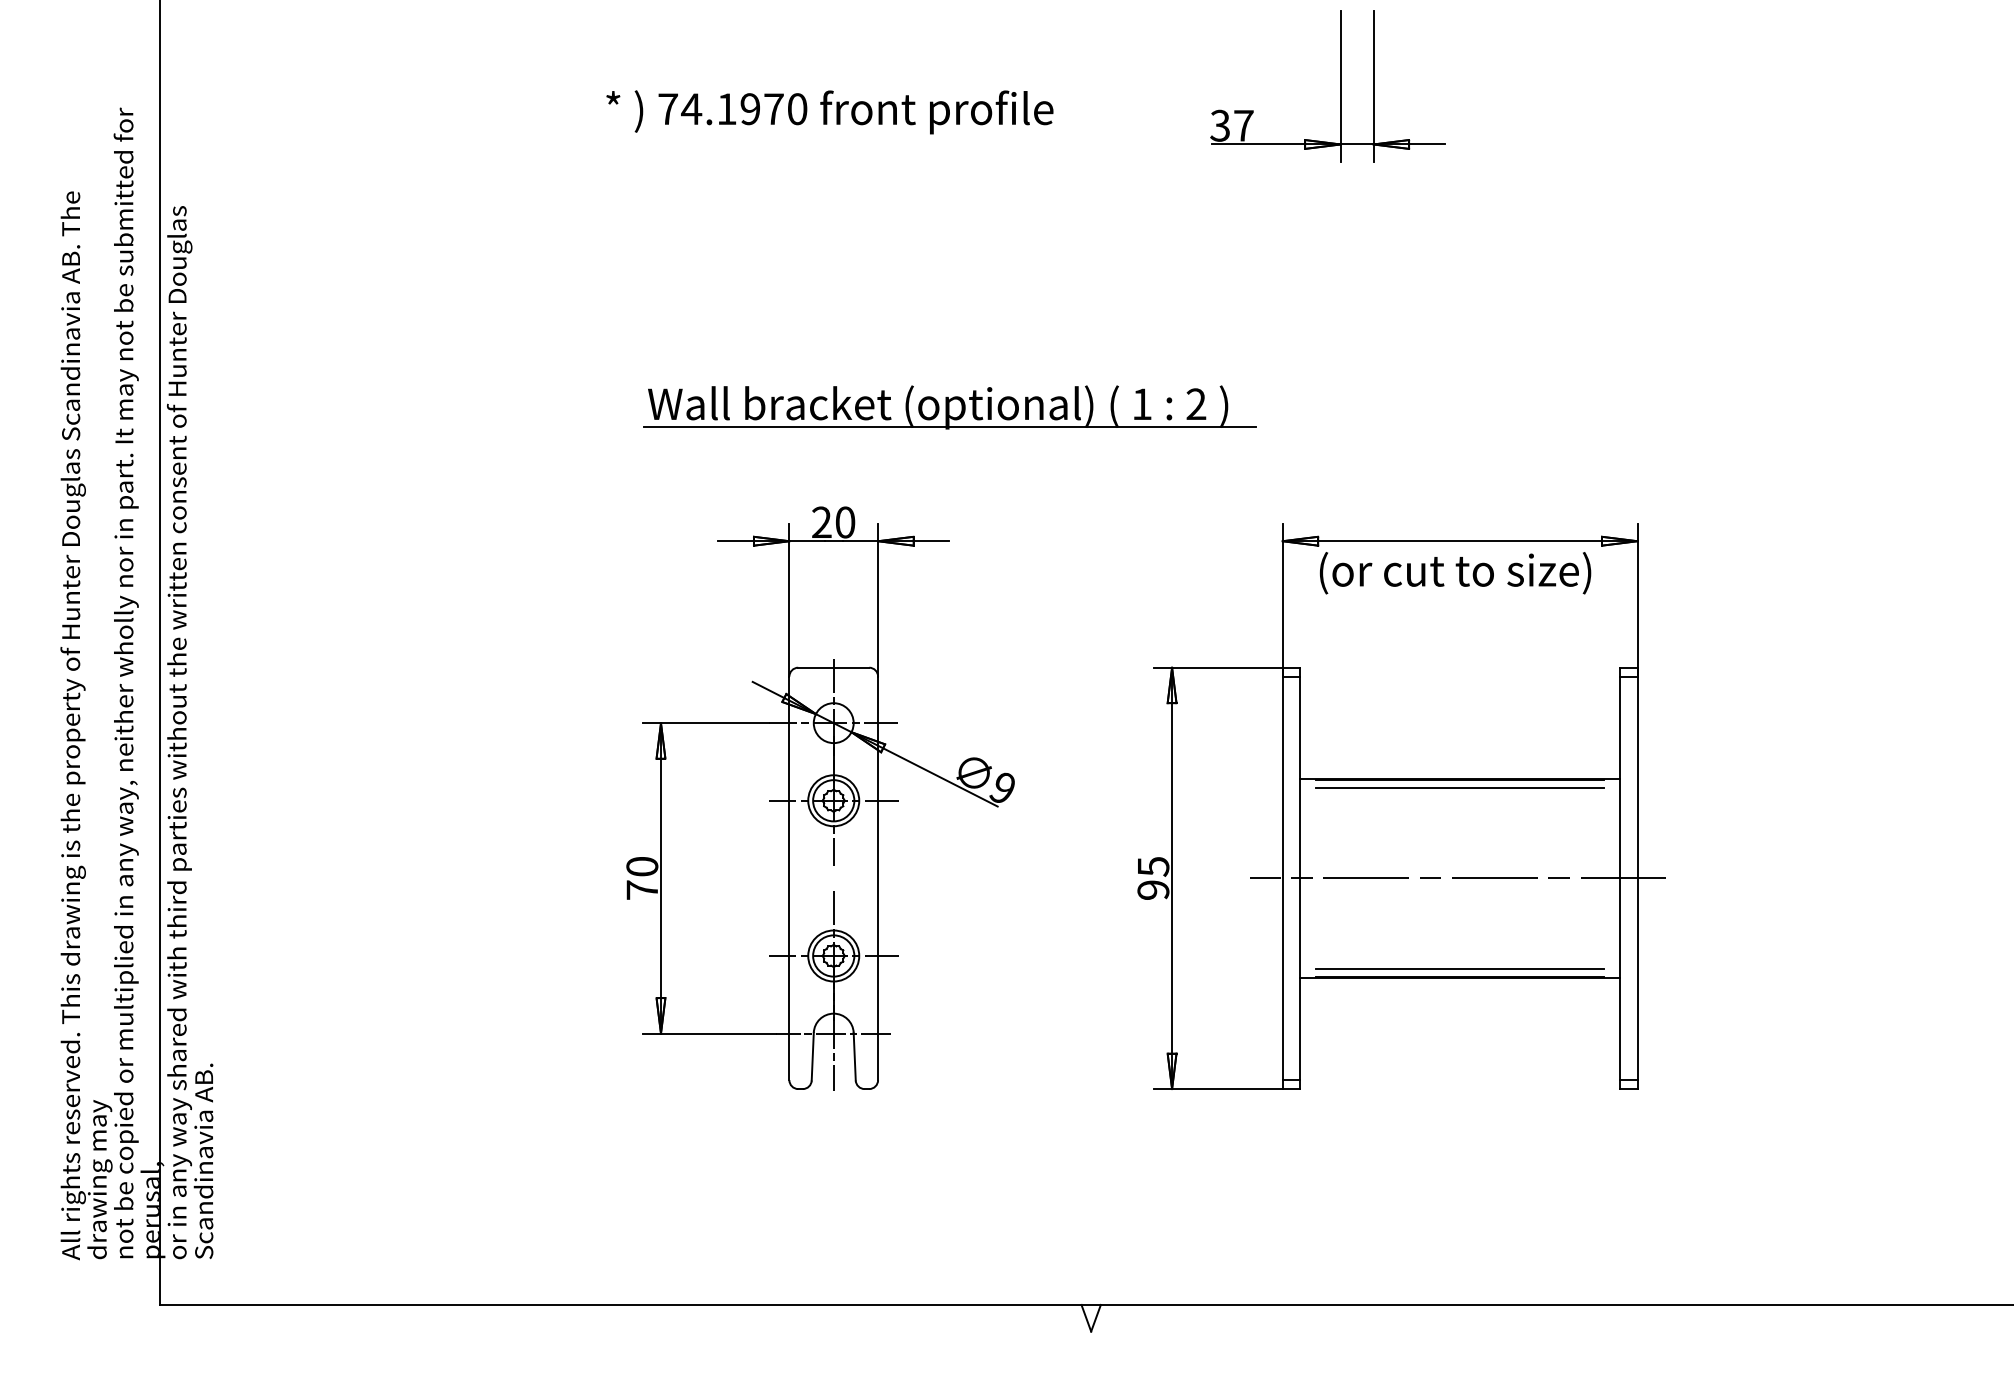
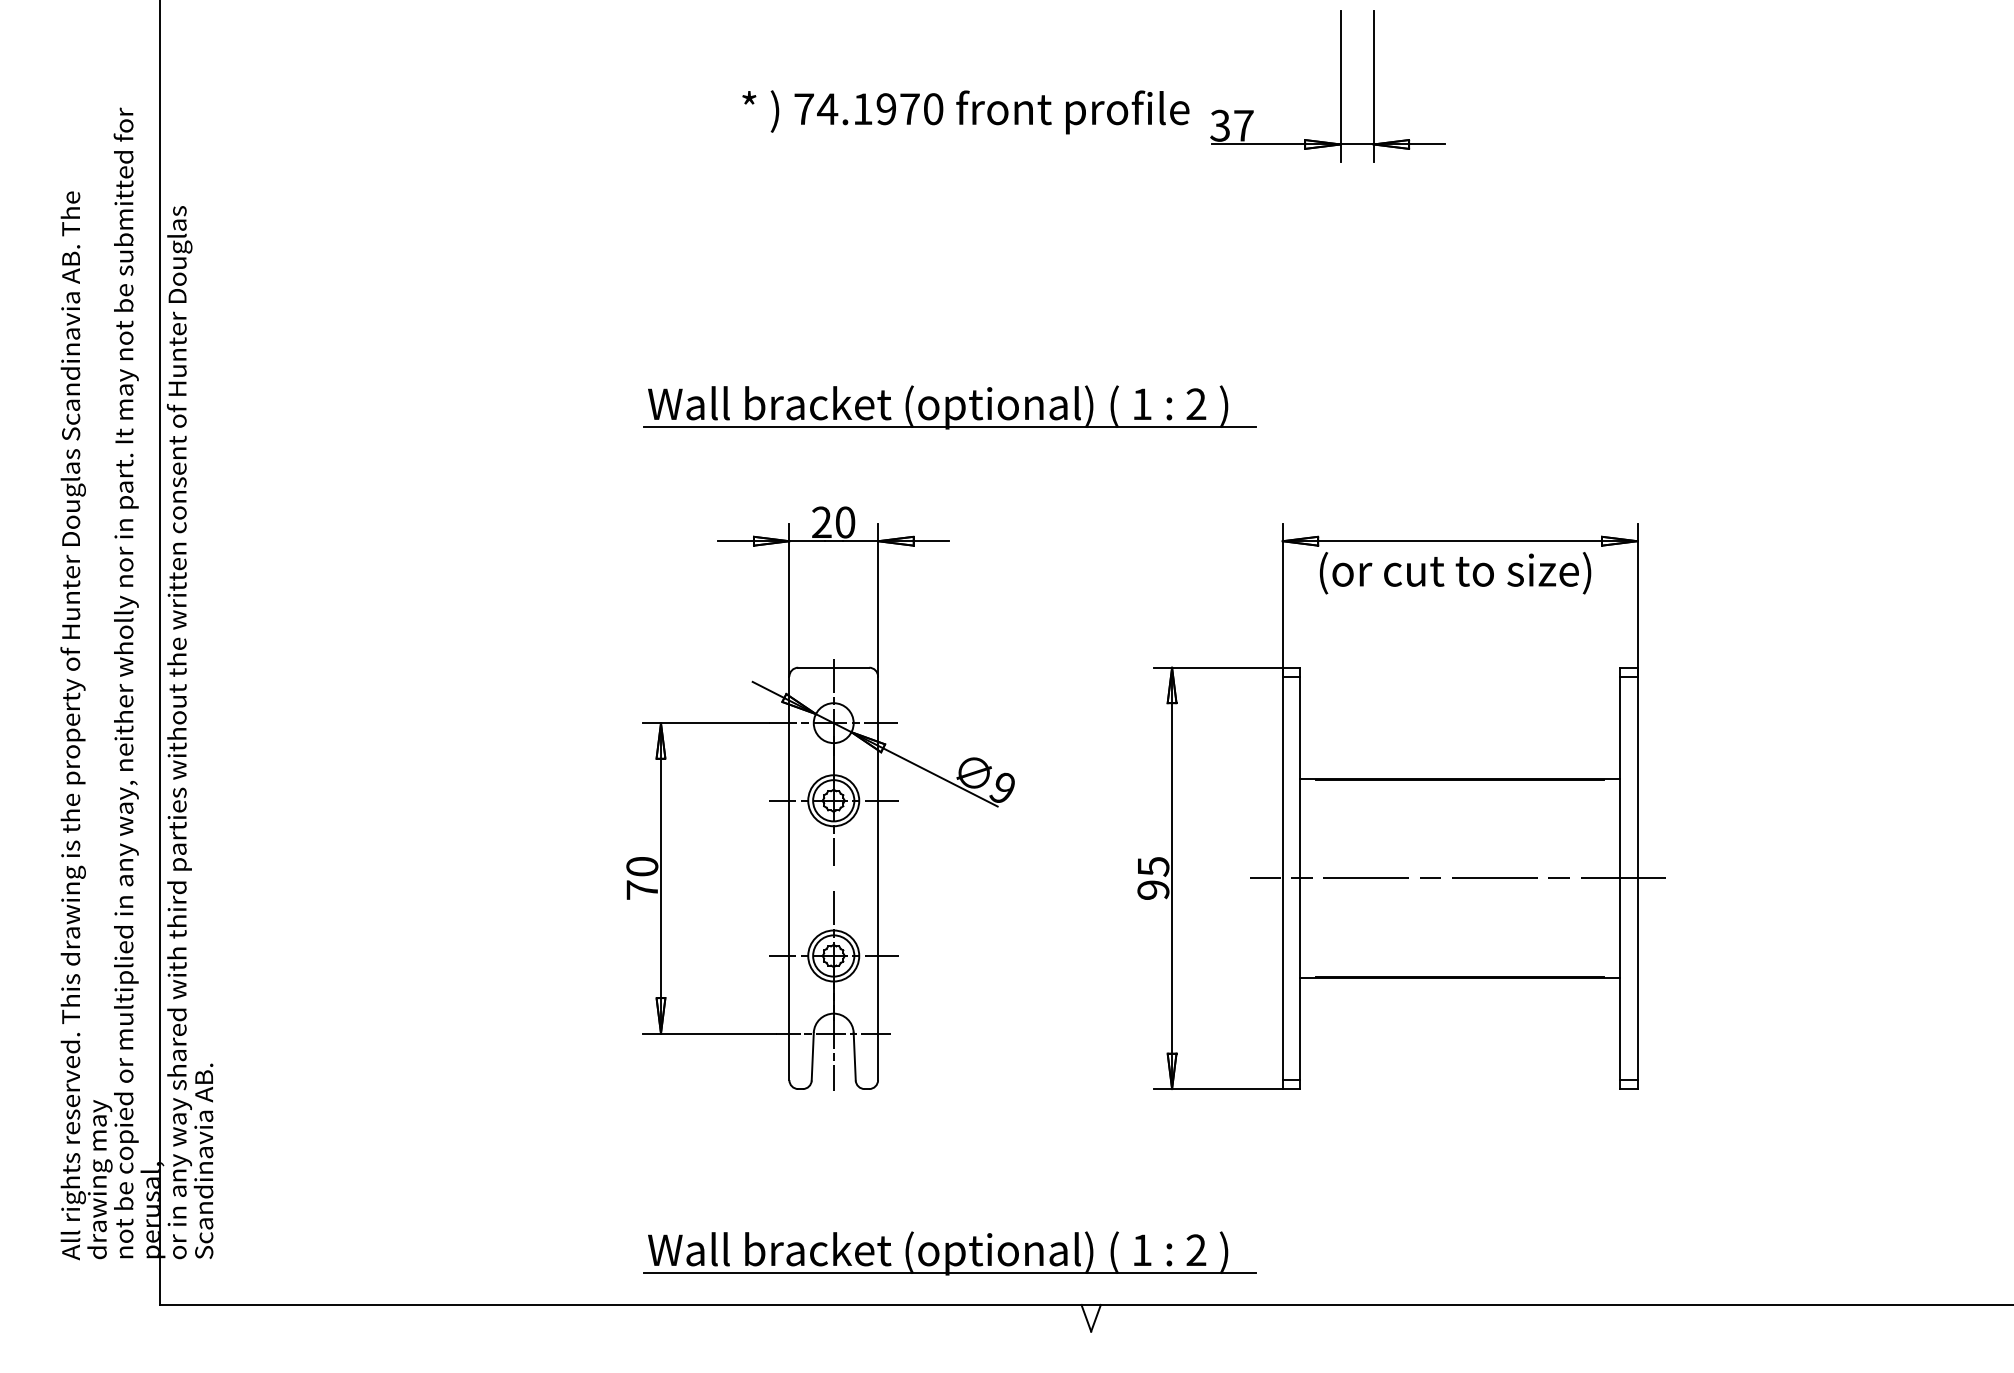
text position: (829, 112) -> (965, 112) (965, 112)
line: present -> none (1459, 787)
line: present -> none (1459, 968)
part: none -> present (949, 1253)
